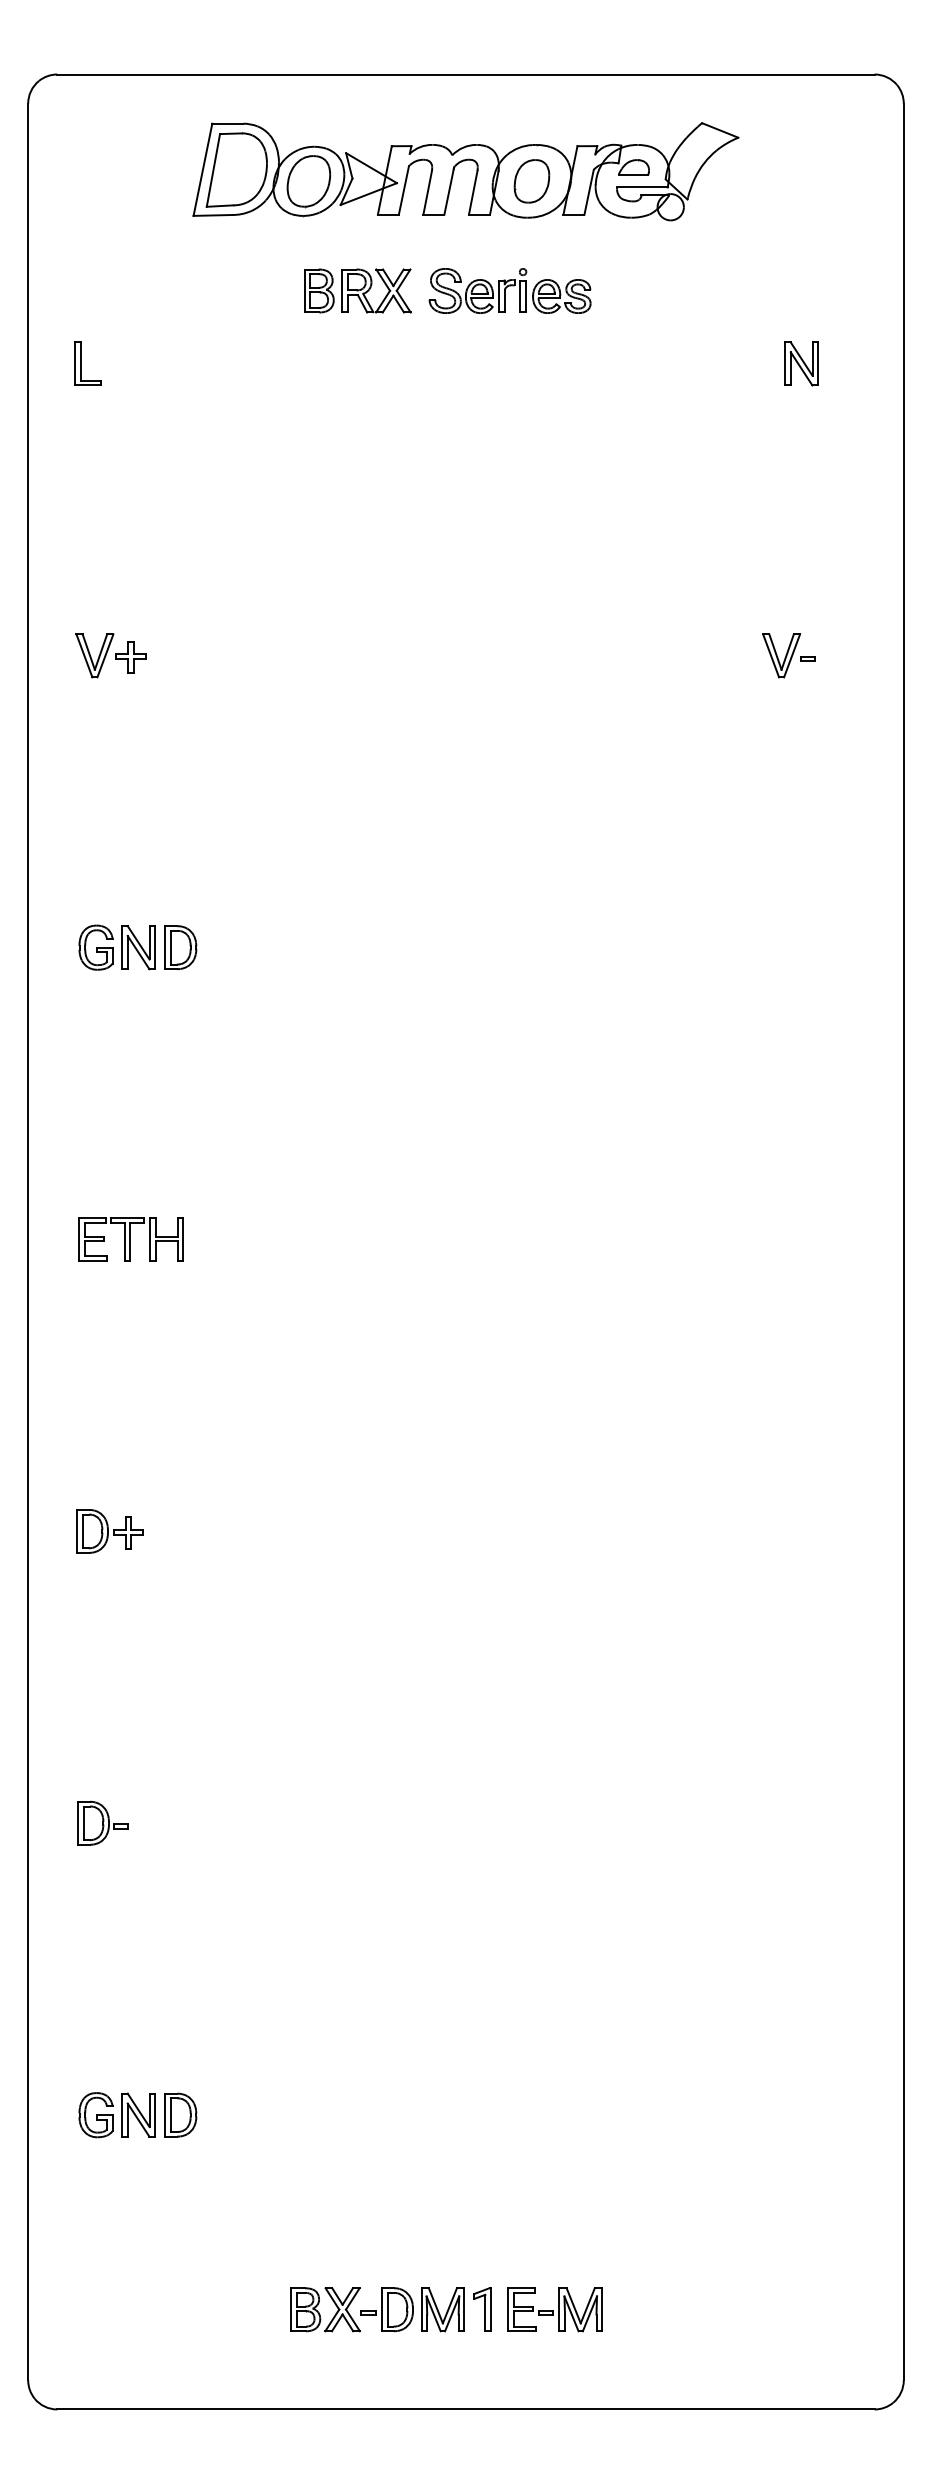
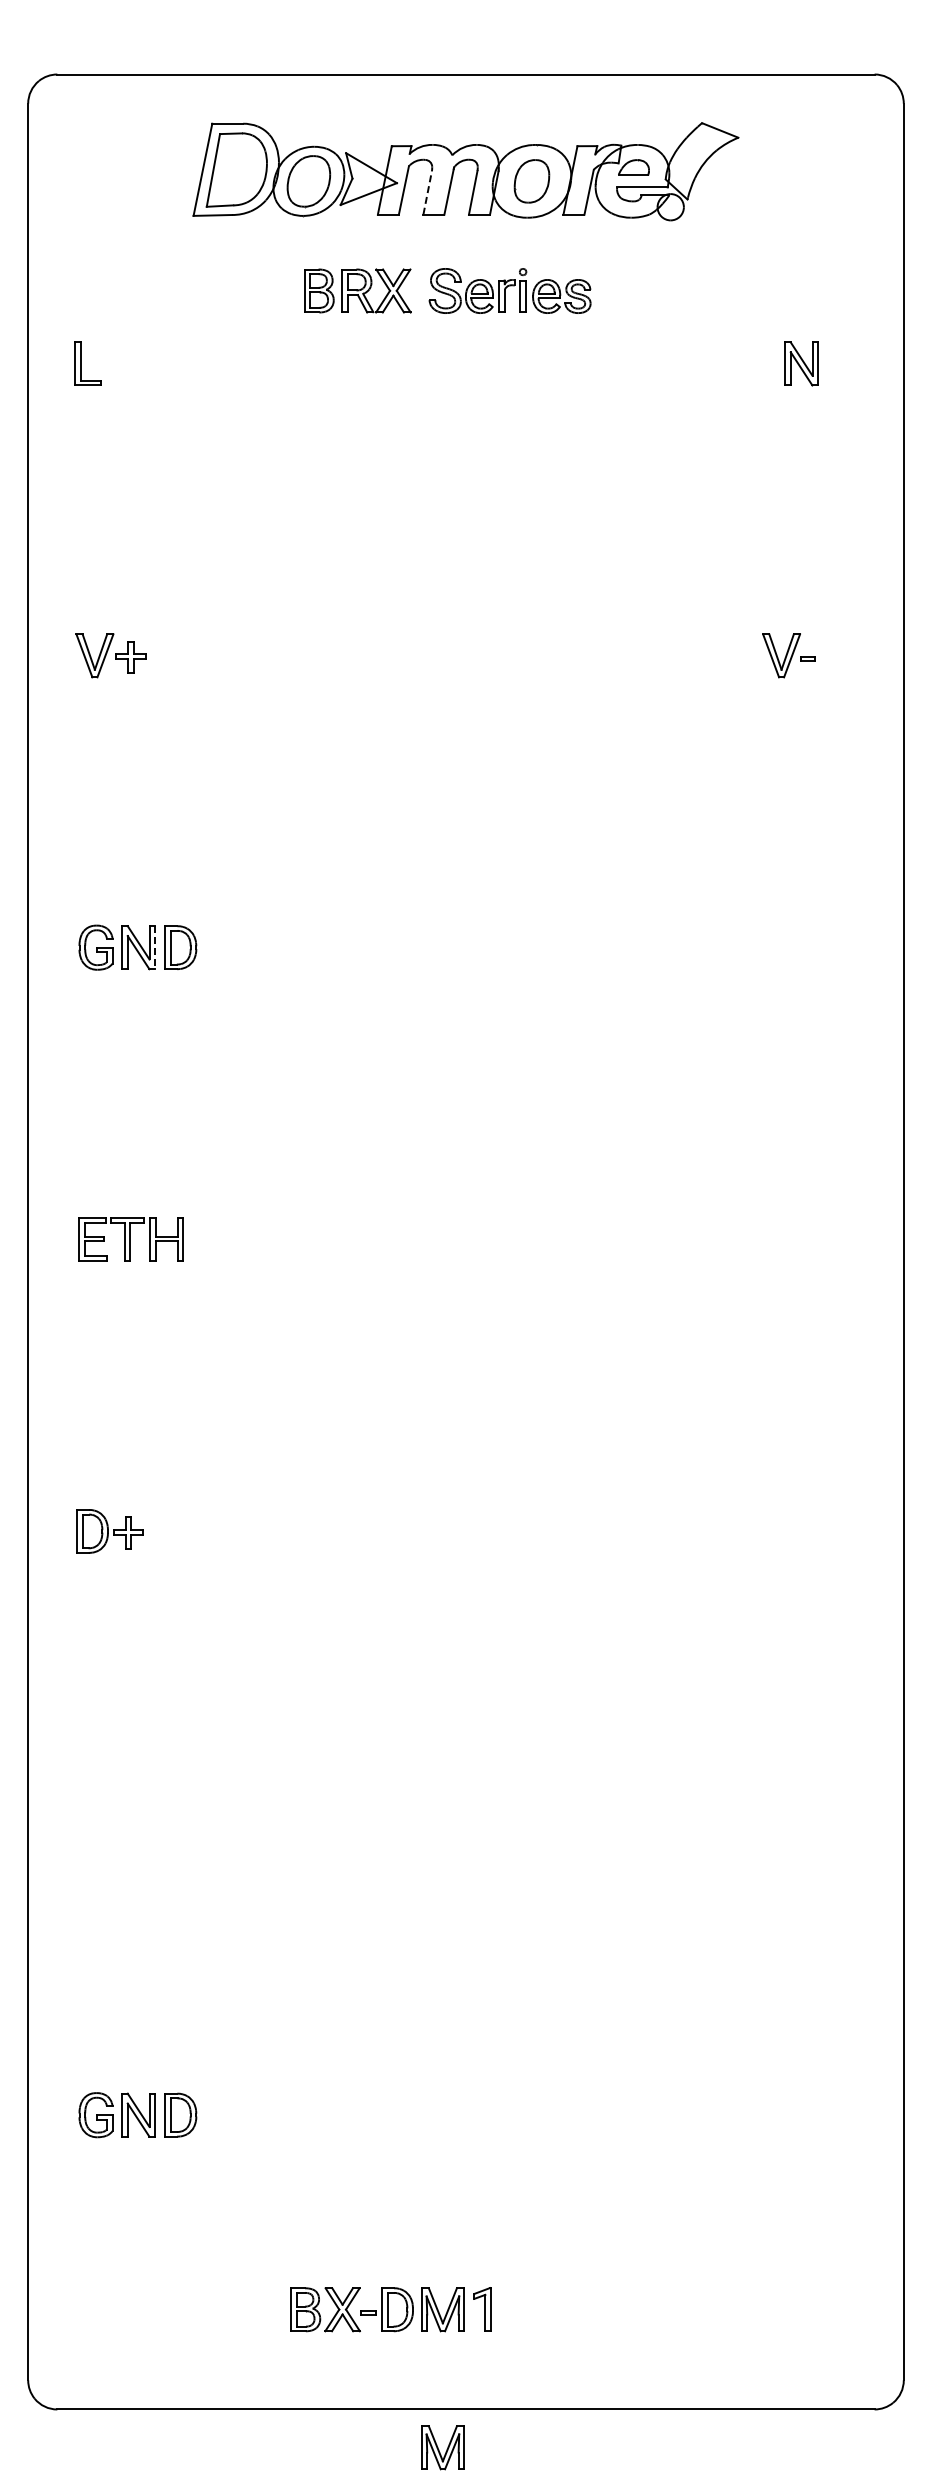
line: solid -> dashed (427, 192)
line: solid -> dashed (155, 947)
part: present -> none (102, 1822)
part: present -> none (554, 2309)
part: none -> present (442, 2447)
